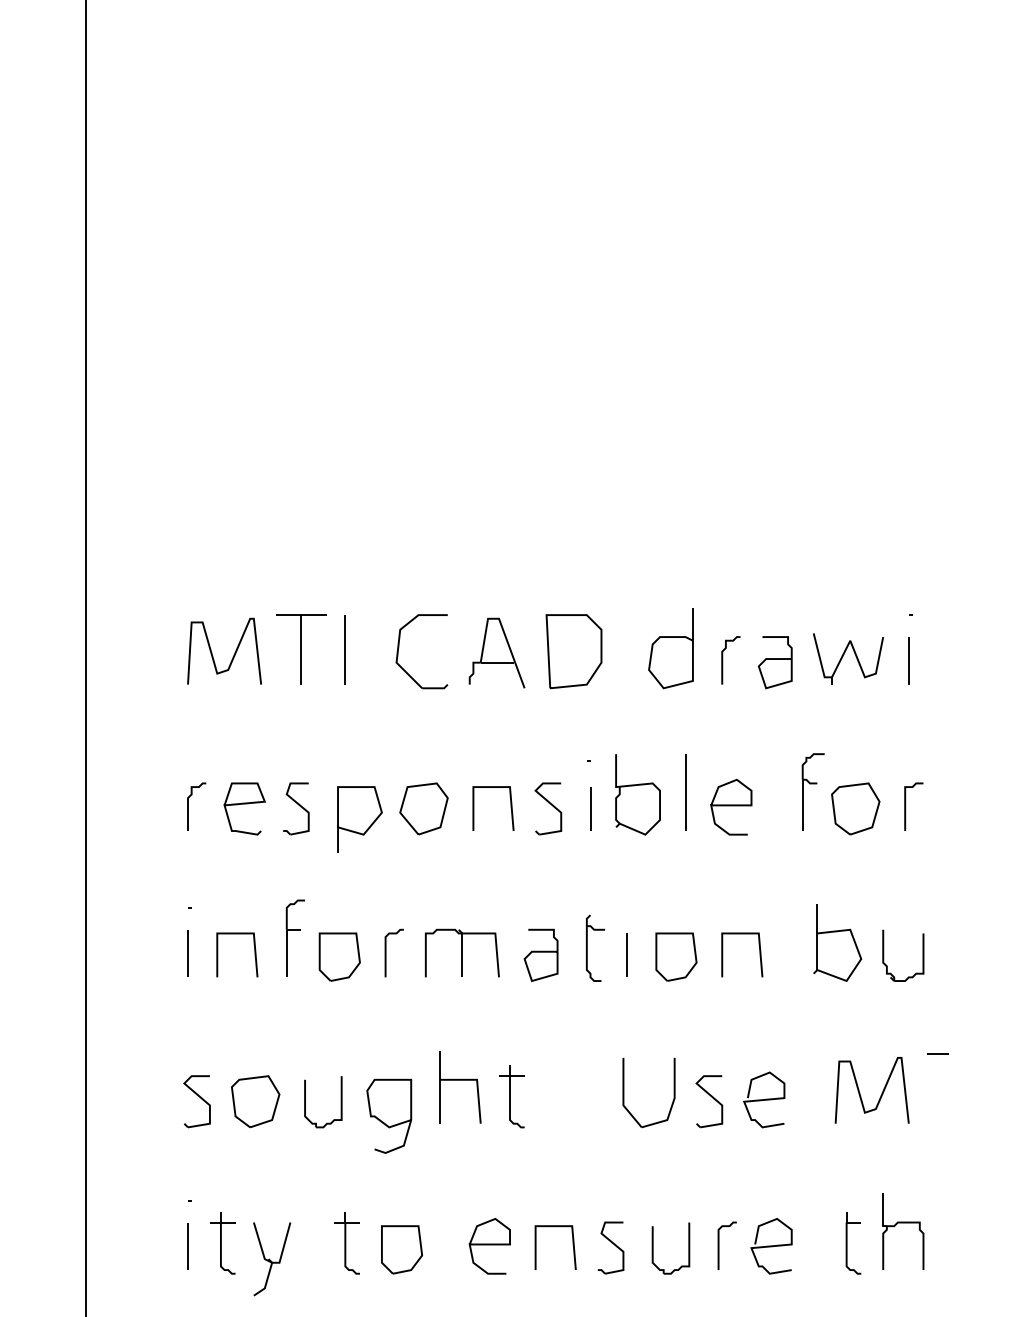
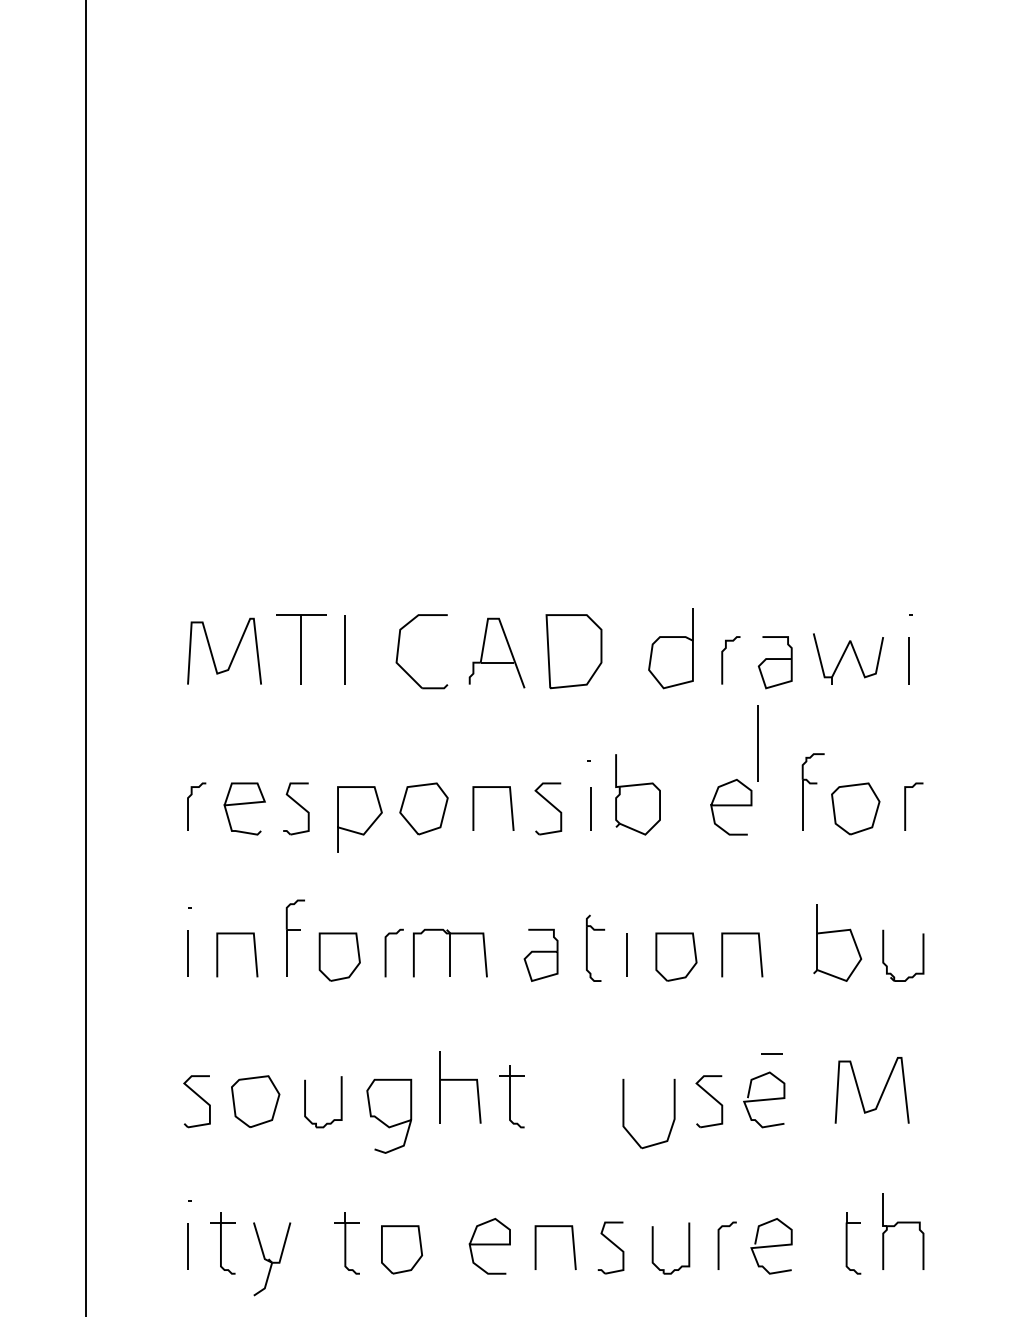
line position: (685, 792) -> (757, 743) (757, 743)
part position: (462, 952) -> (450, 952) (450, 952)
line position: (937, 1053) -> (771, 1053) (771, 1053)
part position: (624, 1092) -> (624, 1113) (624, 1113)
